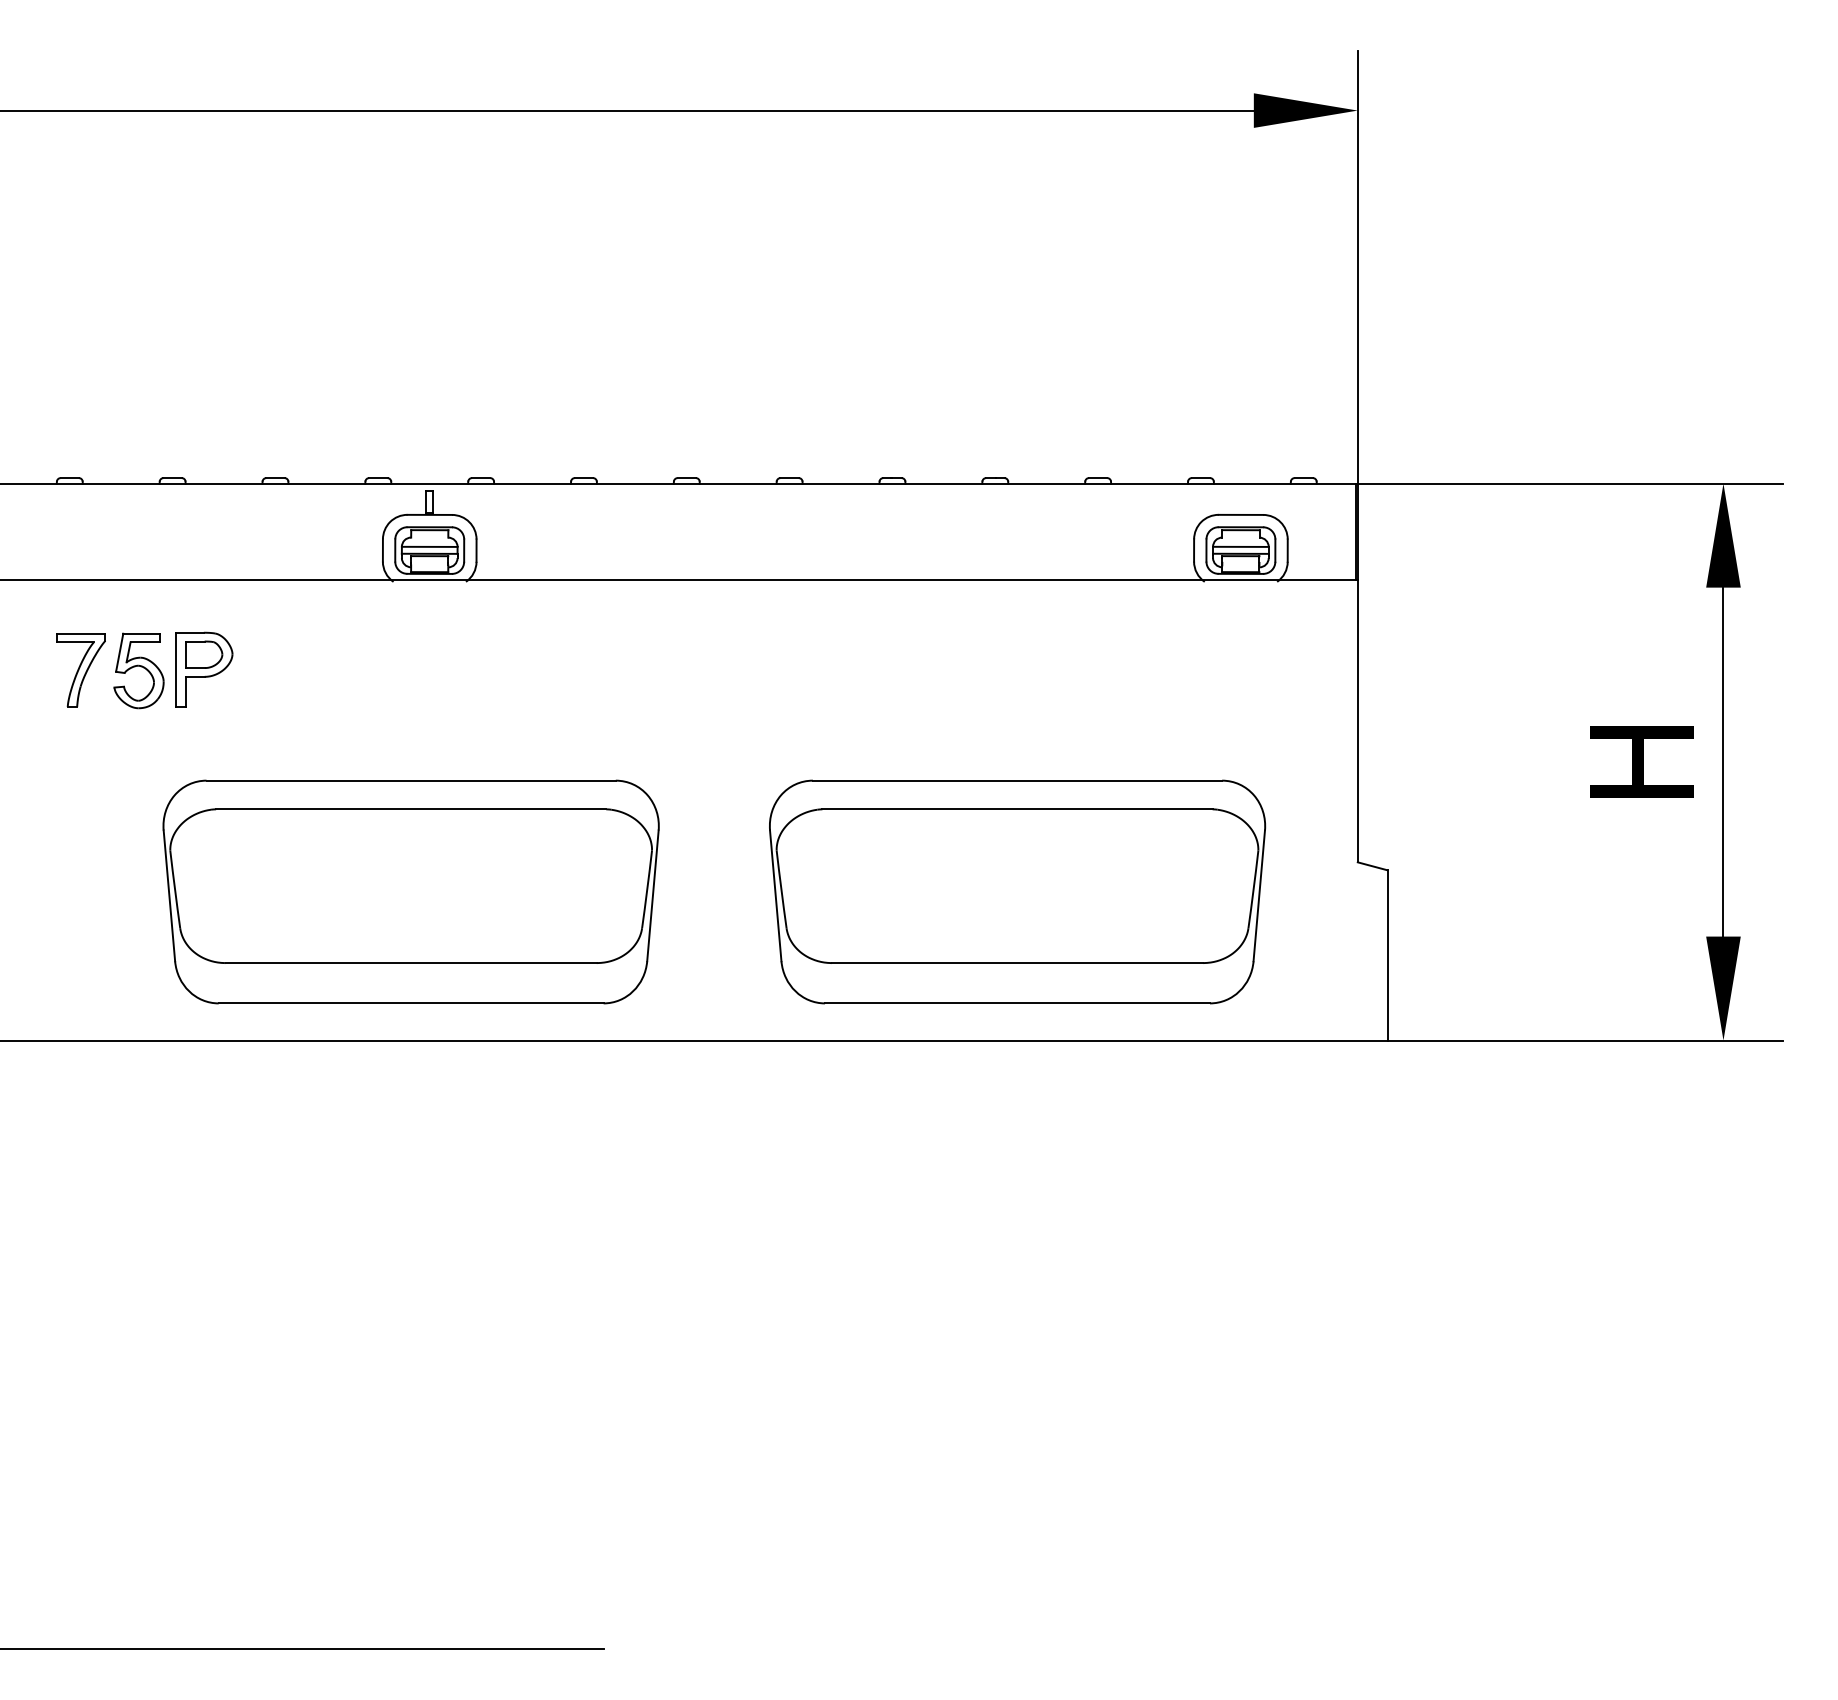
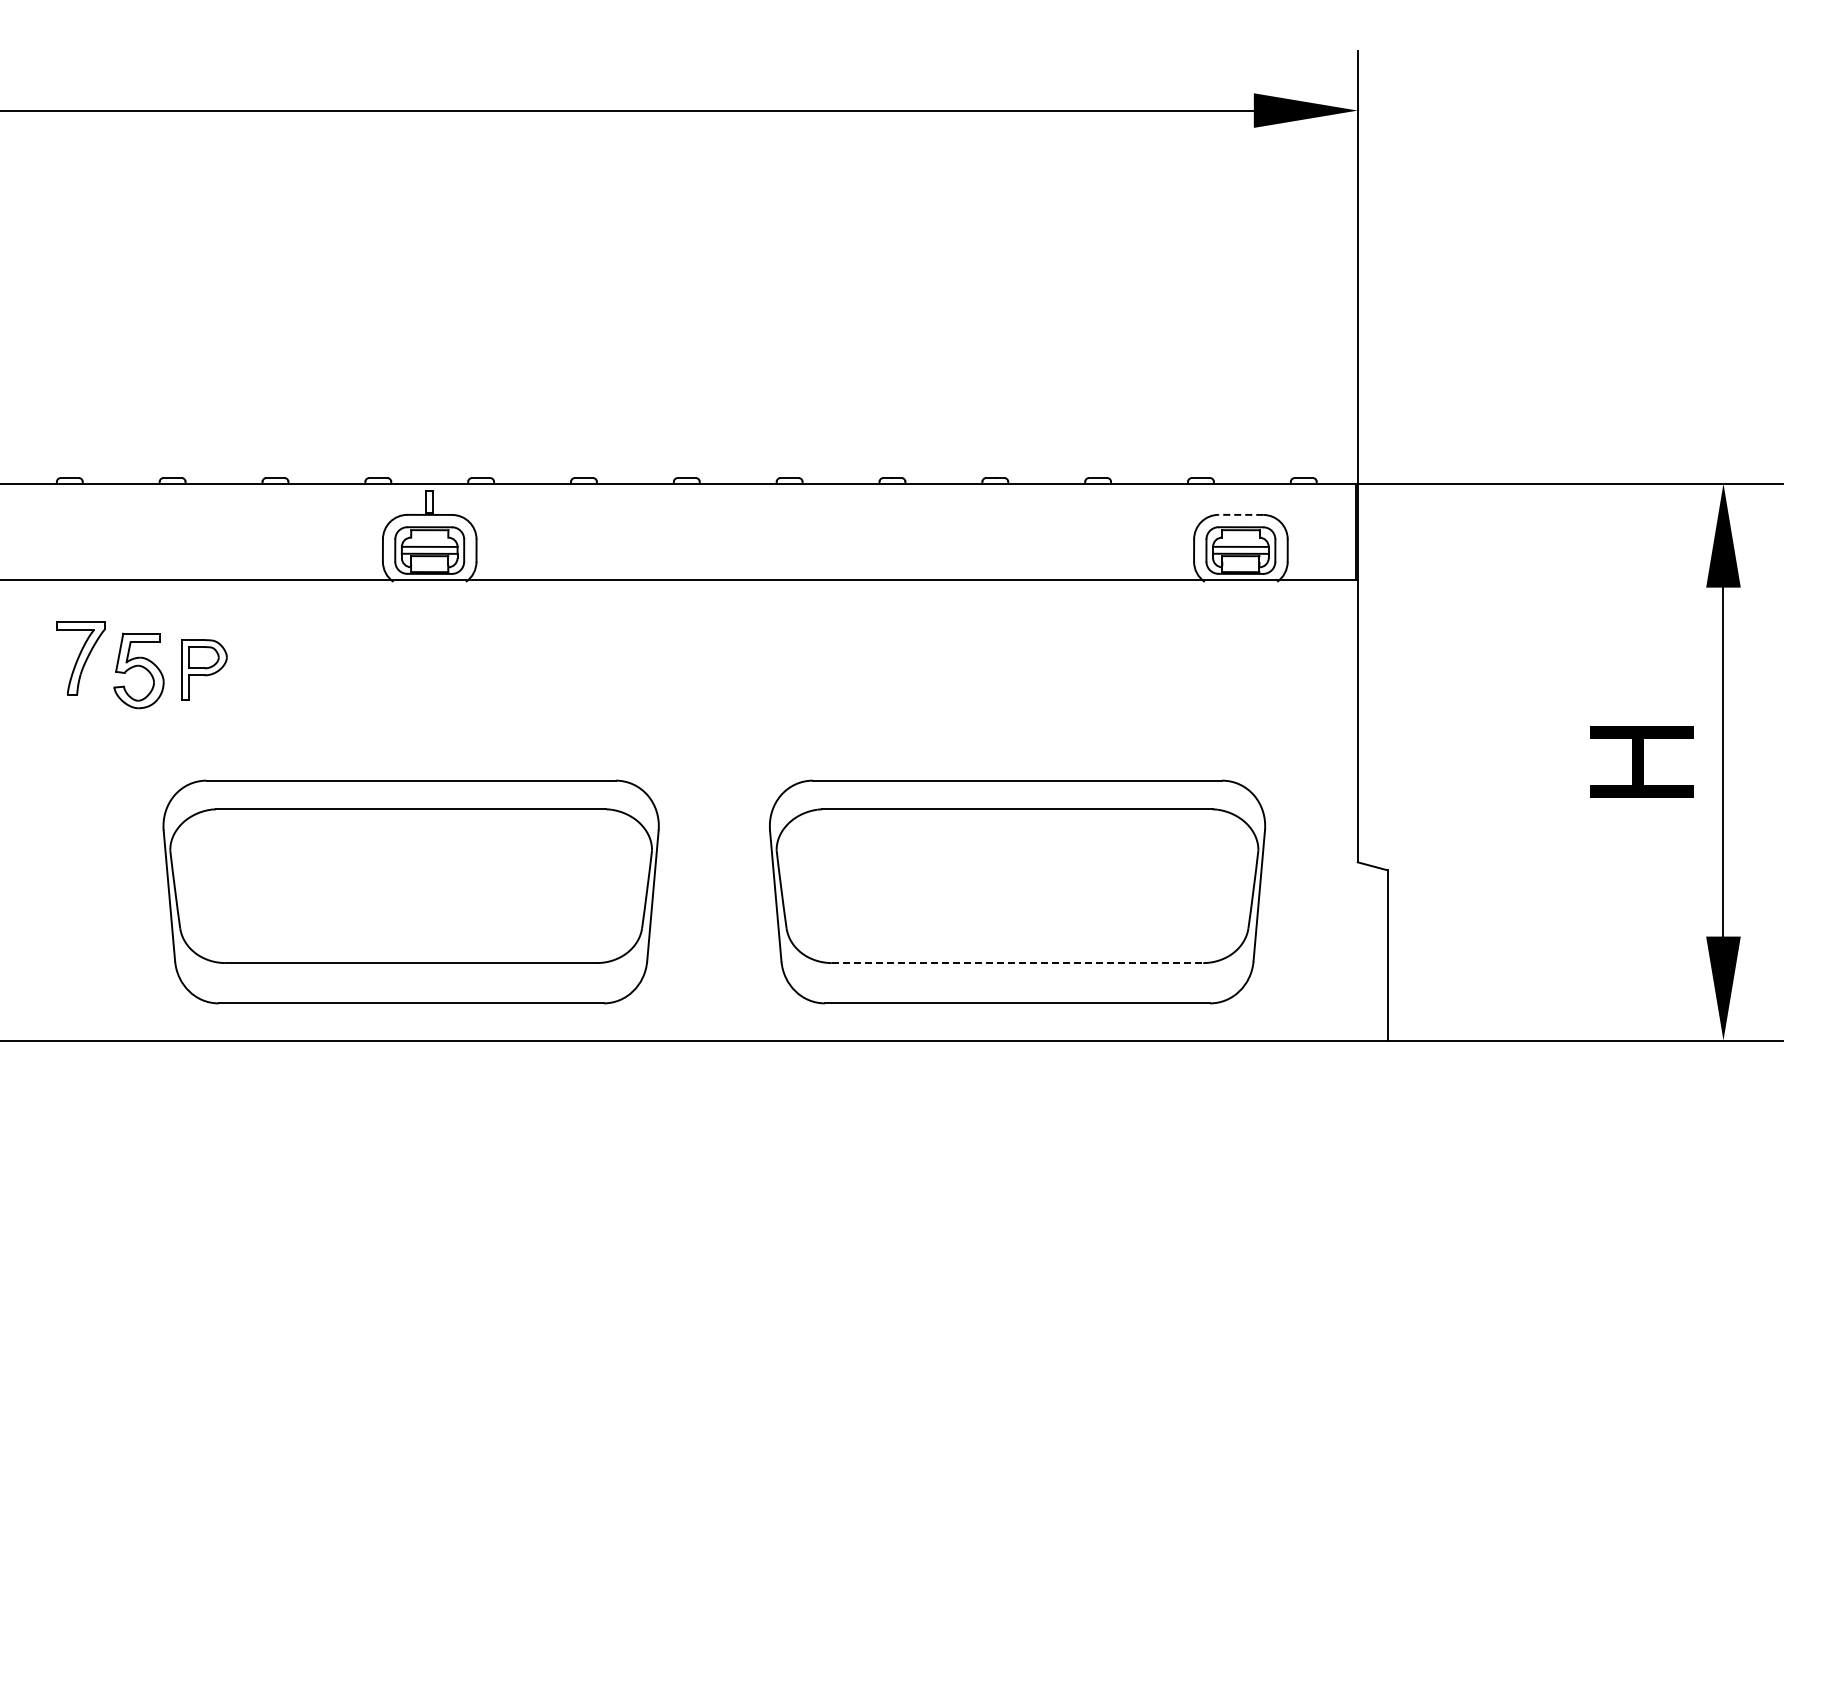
line: solid -> dashed (1240, 514)
part size: 59x77 px -> 47x62 px (204, 669)
part position: (80, 670) -> (80, 658) (80, 658)
line: solid -> dashed (1017, 963)
line: present -> none (302, 1648)
